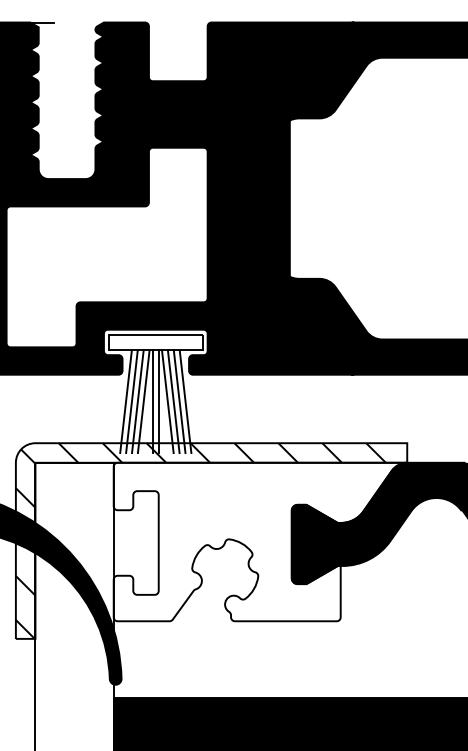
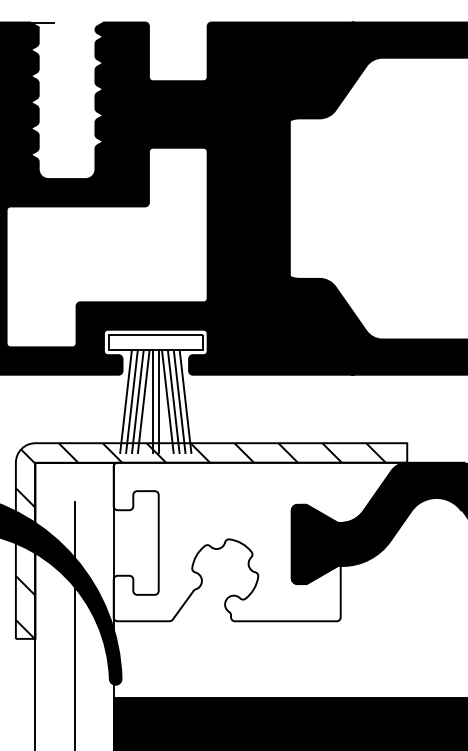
line: none -> present (74, 624)
